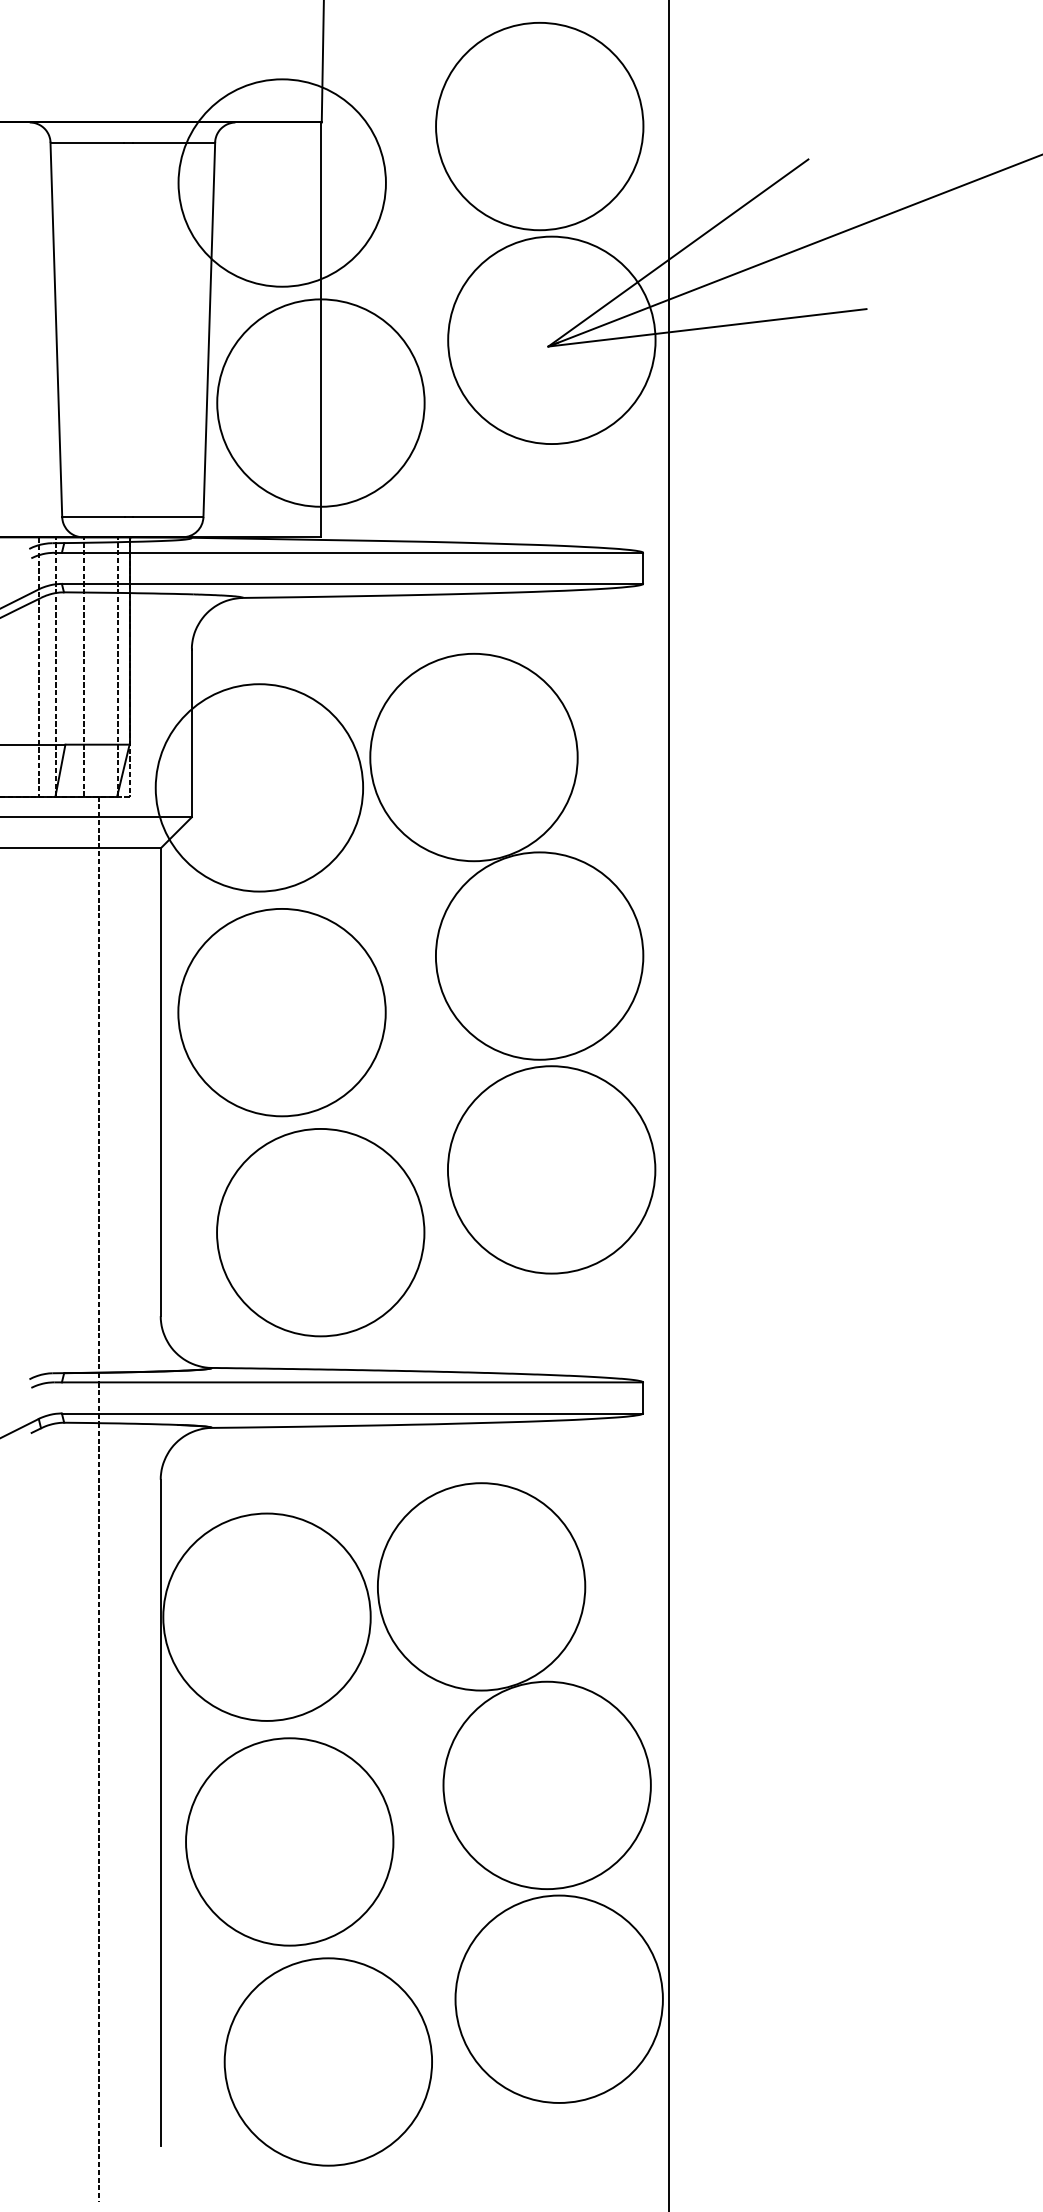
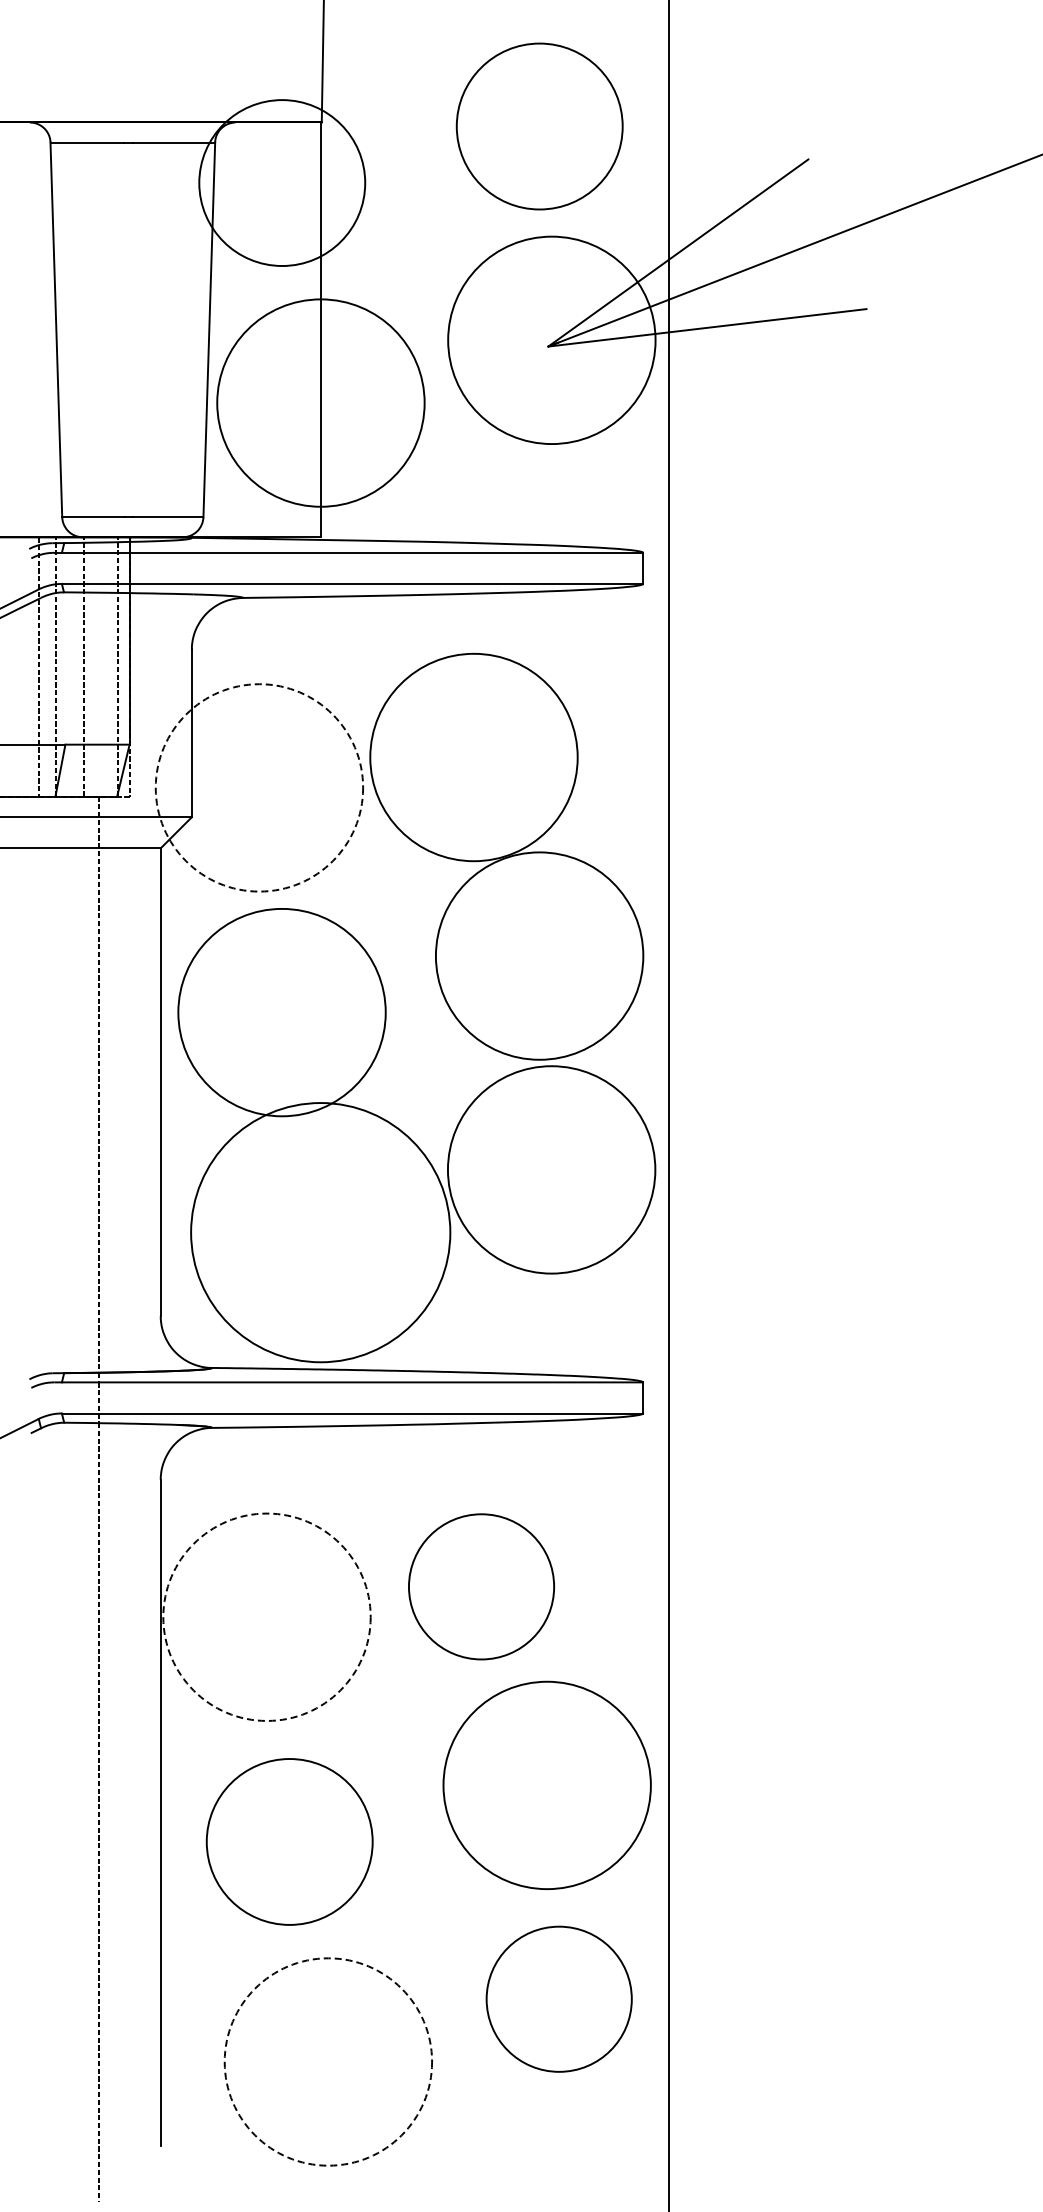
circle diameter: 207 px -> 166 px (539, 126)
circle diameter: 207 px -> 166 px (282, 183)
circle: solid -> dashed (259, 787)
circle diameter: 207 px -> 259 px (320, 1232)
circle diameter: 207 px -> 145 px (481, 1586)
circle: solid -> dashed (266, 1616)
circle diameter: 207 px -> 166 px (289, 1841)
circle diameter: 207 px -> 145 px (558, 1998)
circle: solid -> dashed (328, 2061)
